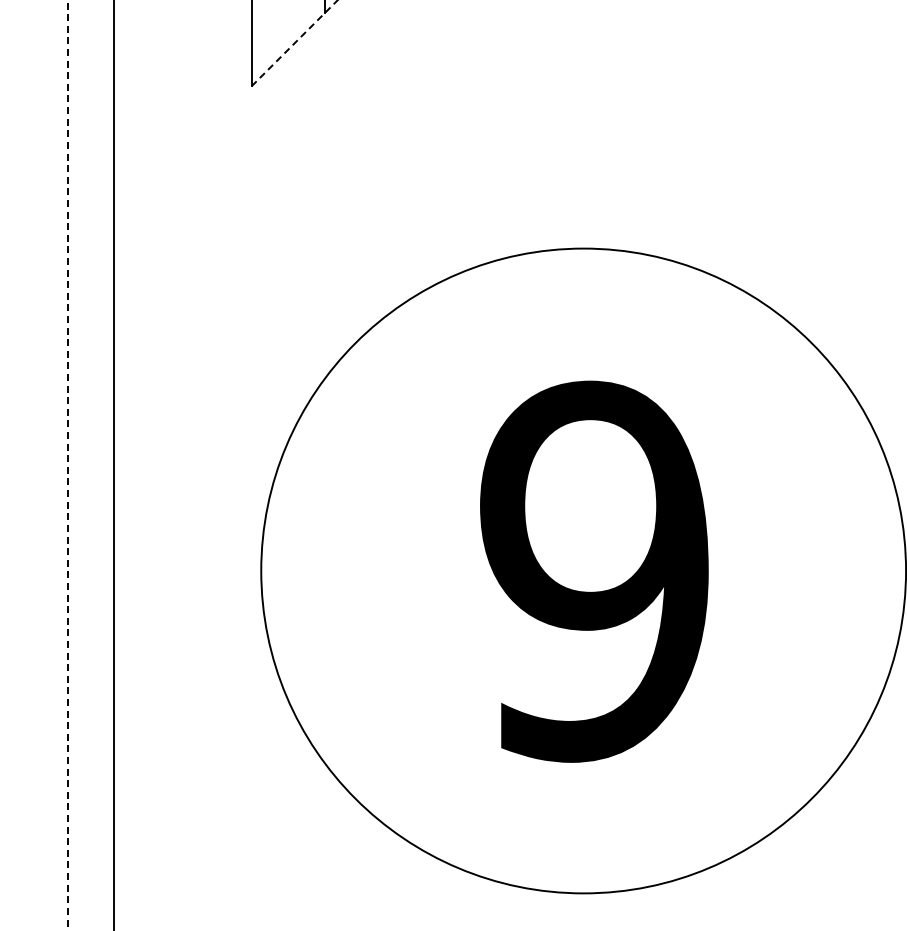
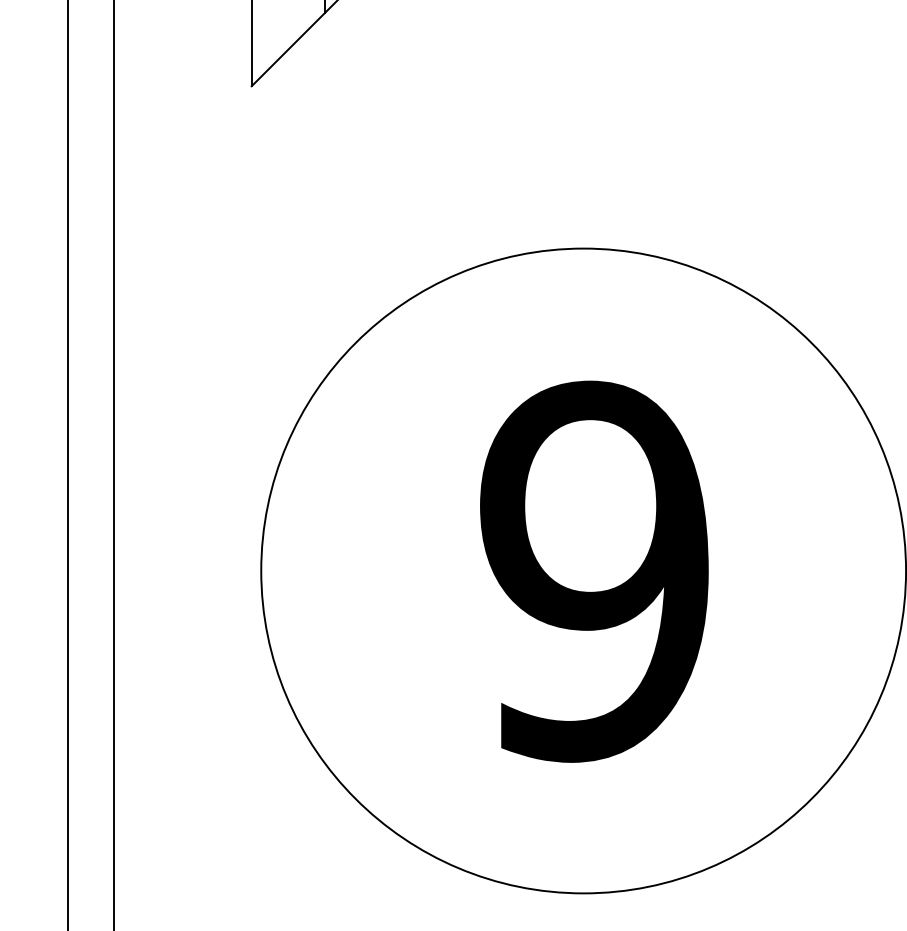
line: dashed -> solid (294, 43)
line: dashed -> solid (67, 464)
